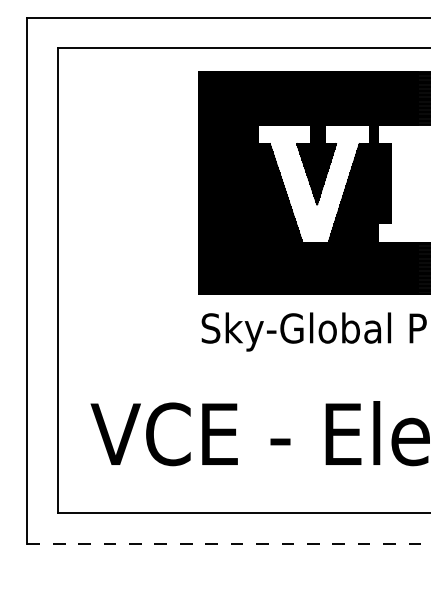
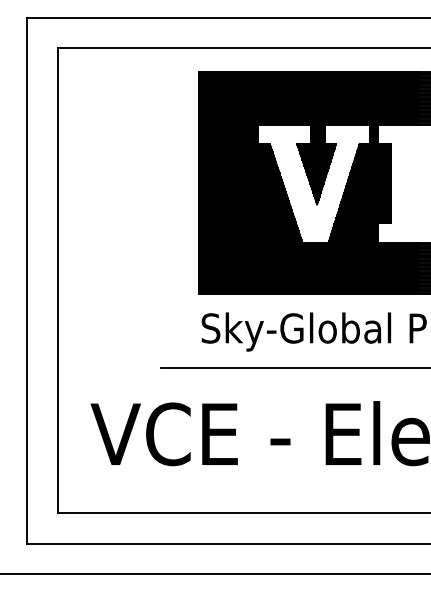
line: none -> present (294, 368)
line: dashed -> solid (229, 543)
line: none -> present (214, 574)
